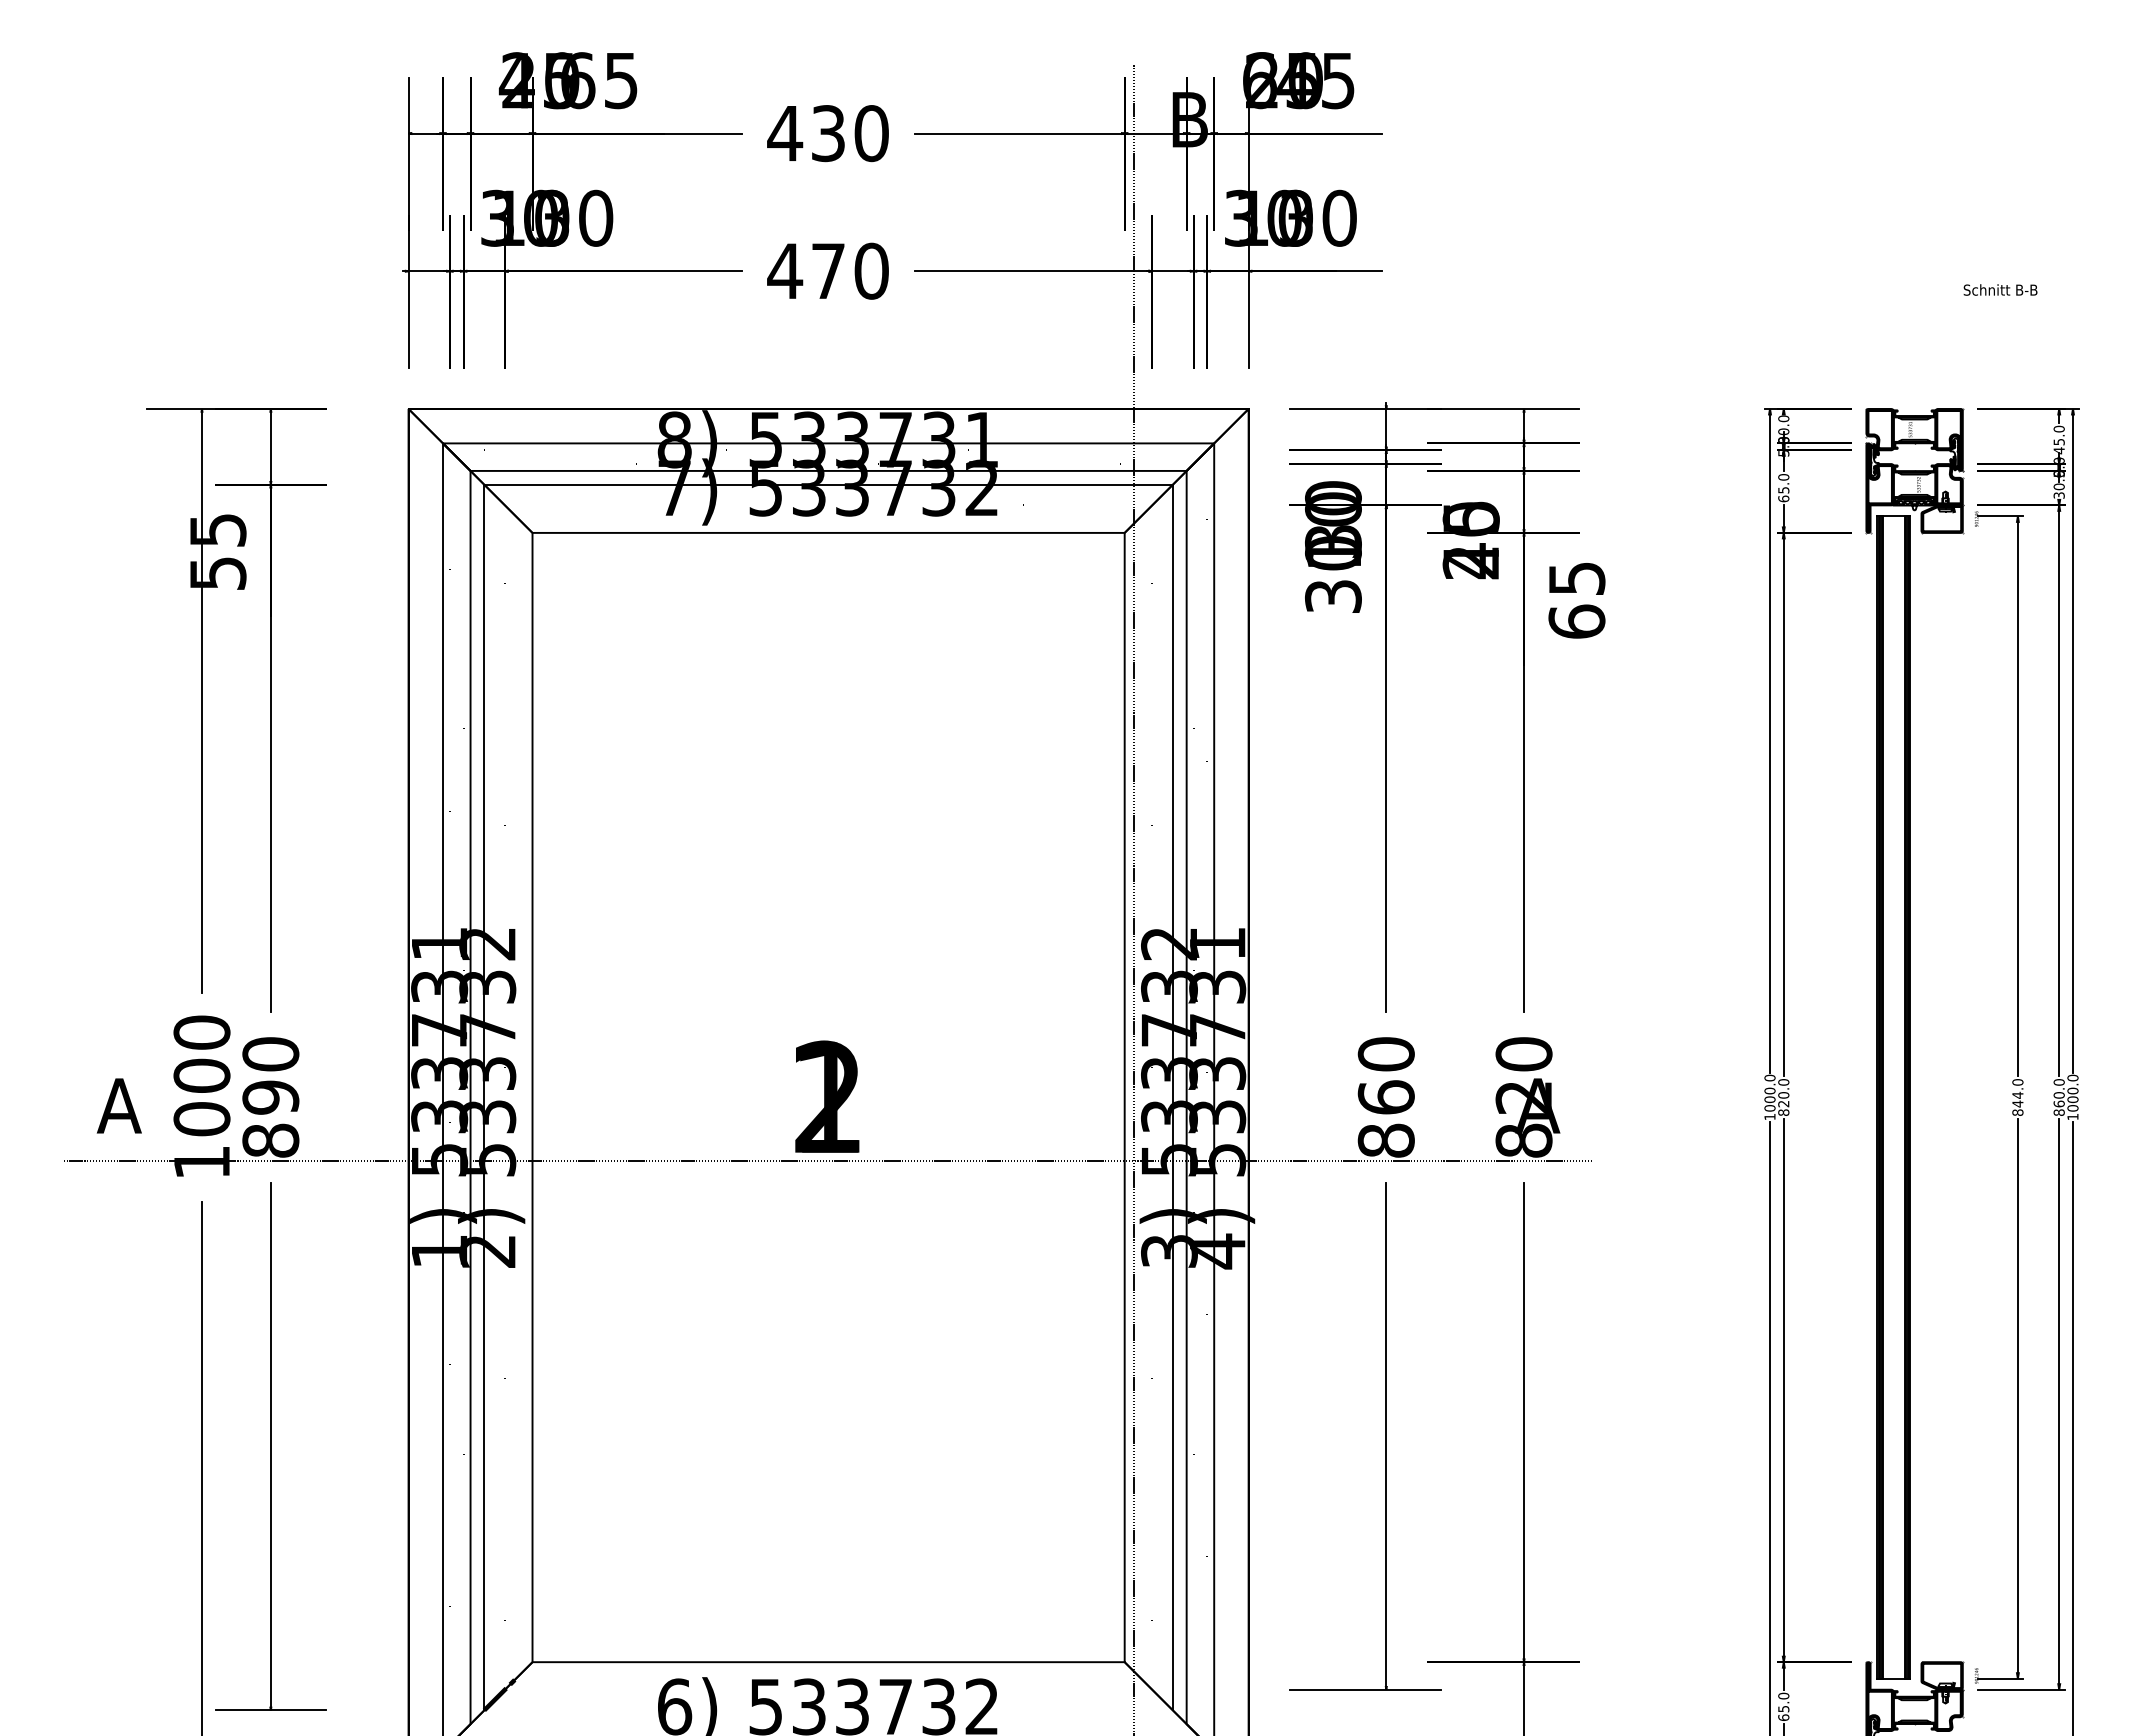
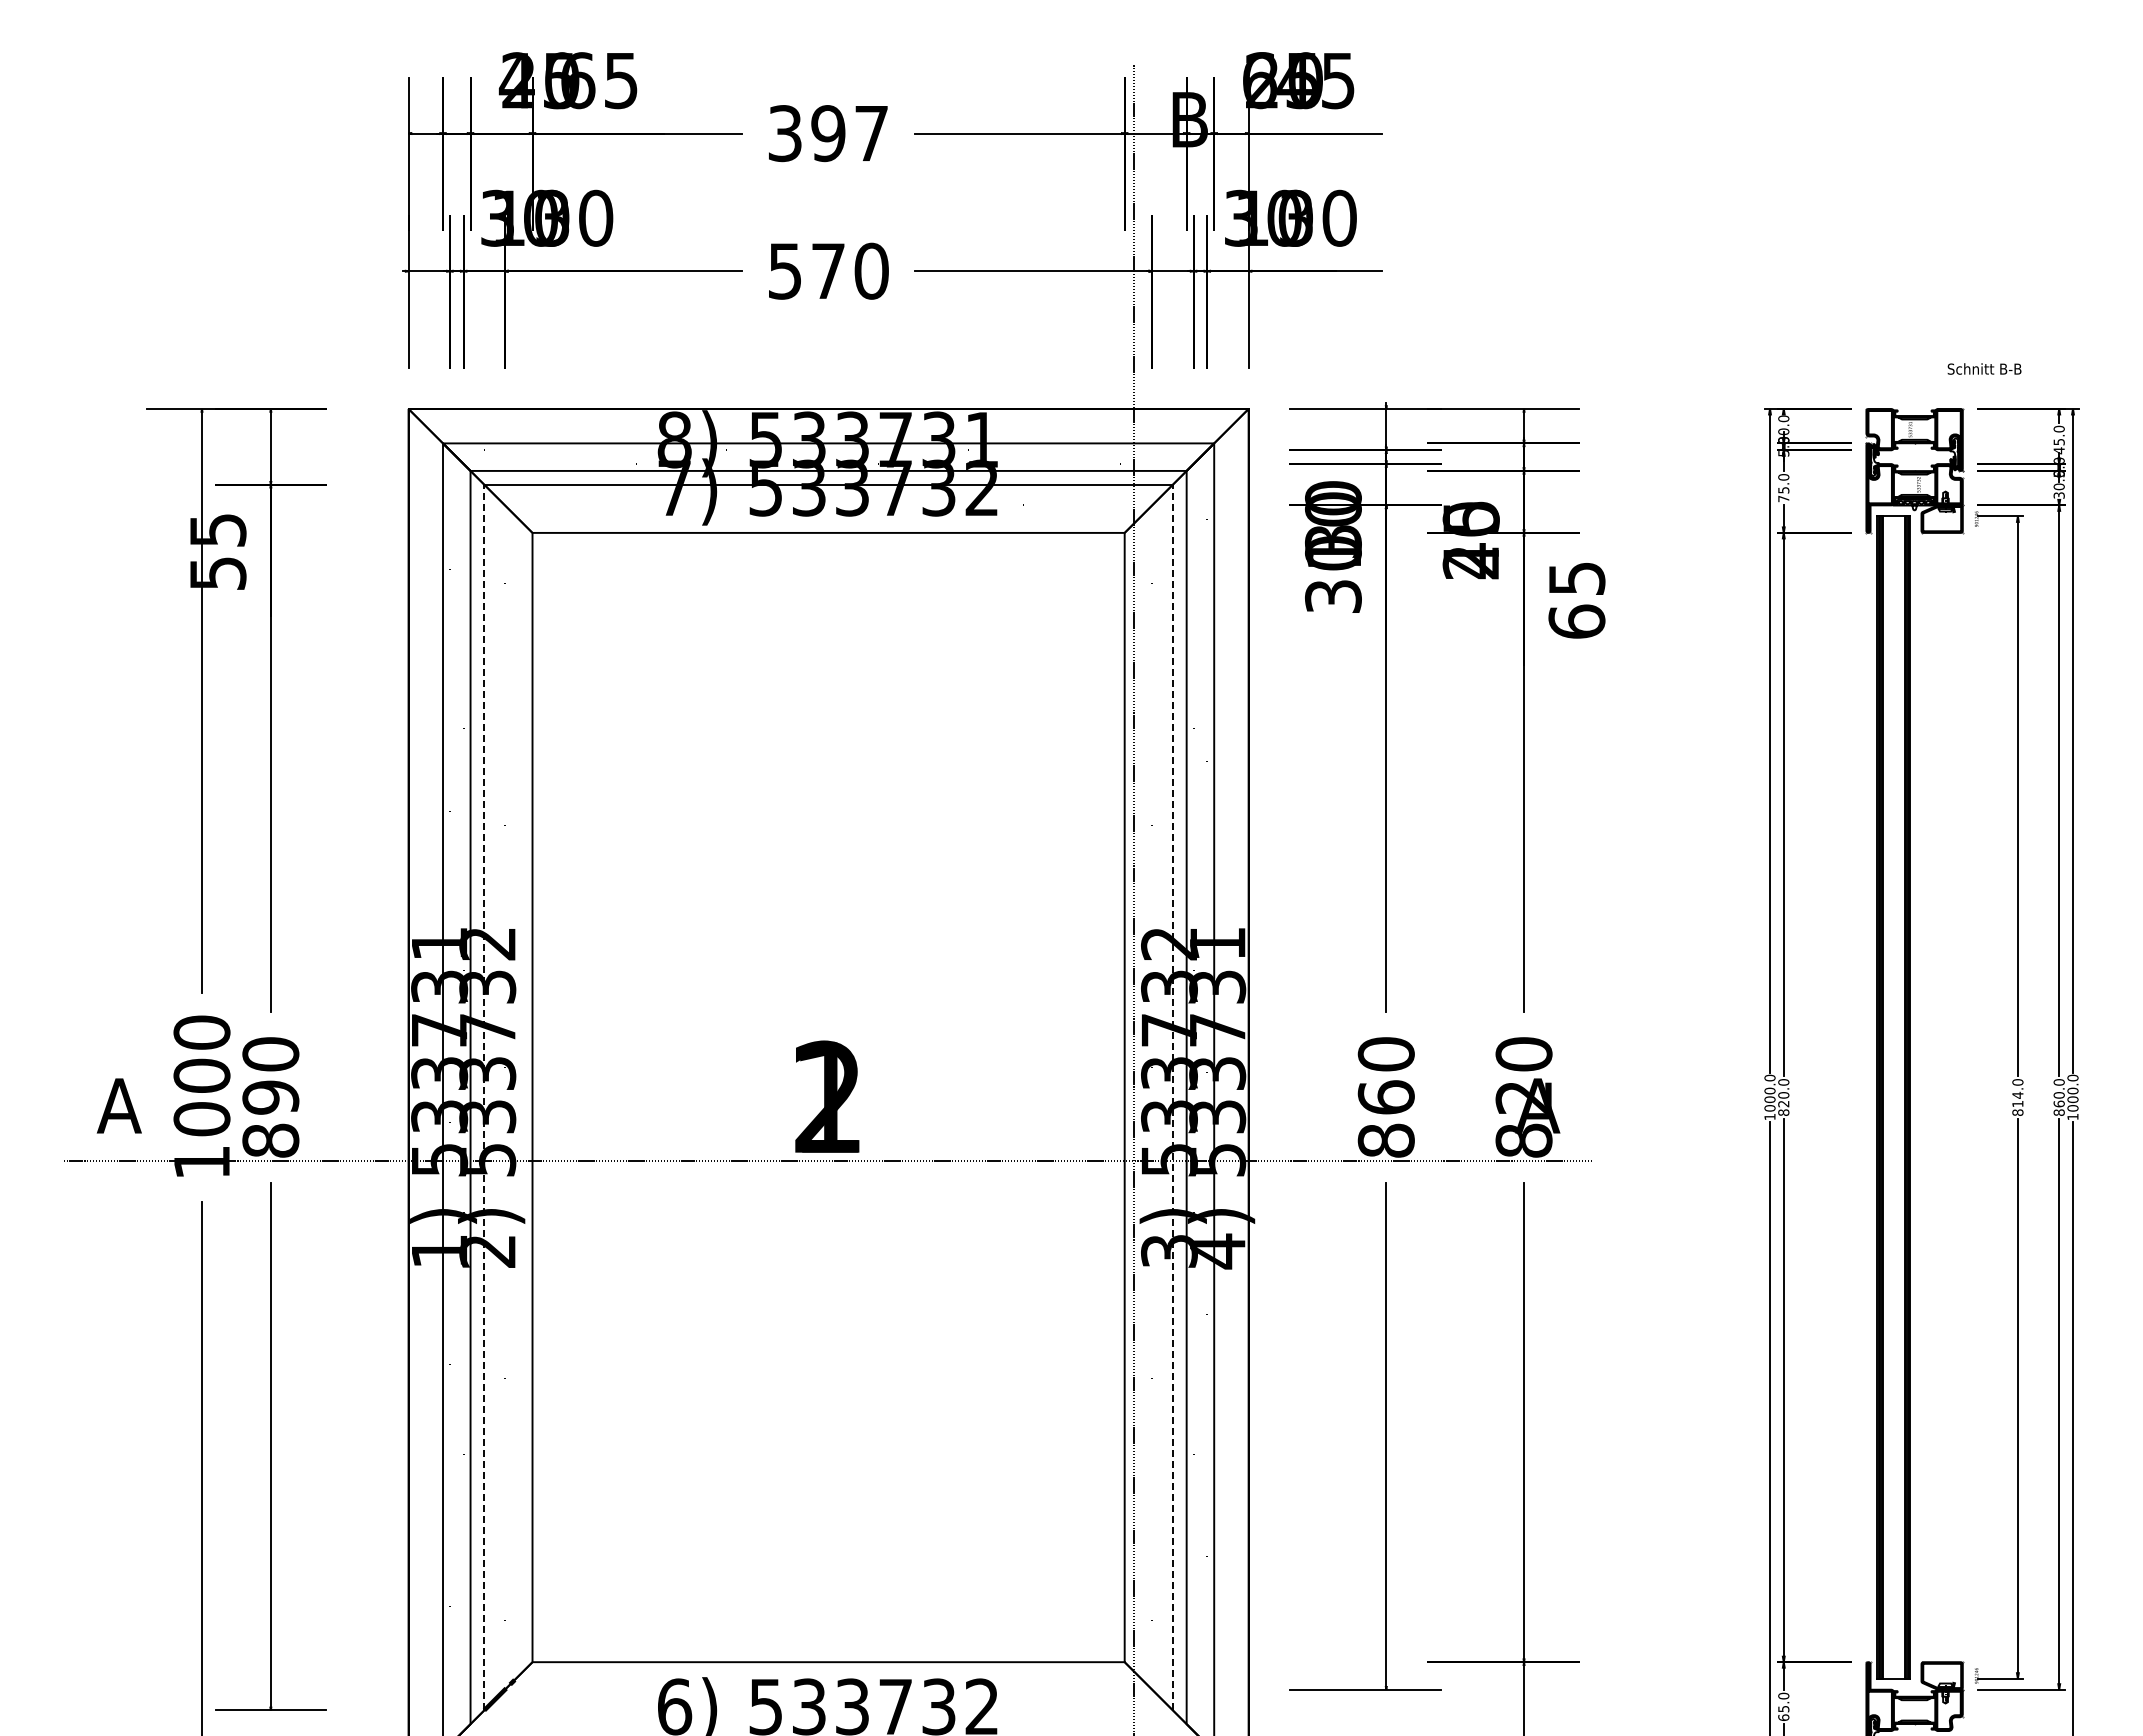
text: 430 -> 397 (827, 133)
text: 470 -> 570 (785, 271)
text position: (2000, 289) -> (1984, 368) (1984, 368)
text: 65.0 -> 75.0 (1783, 498)
line: solid -> dashed (484, 1097)
line: solid -> dashed (1172, 1097)
text: 844.0 -> 814.0 (2017, 1103)
